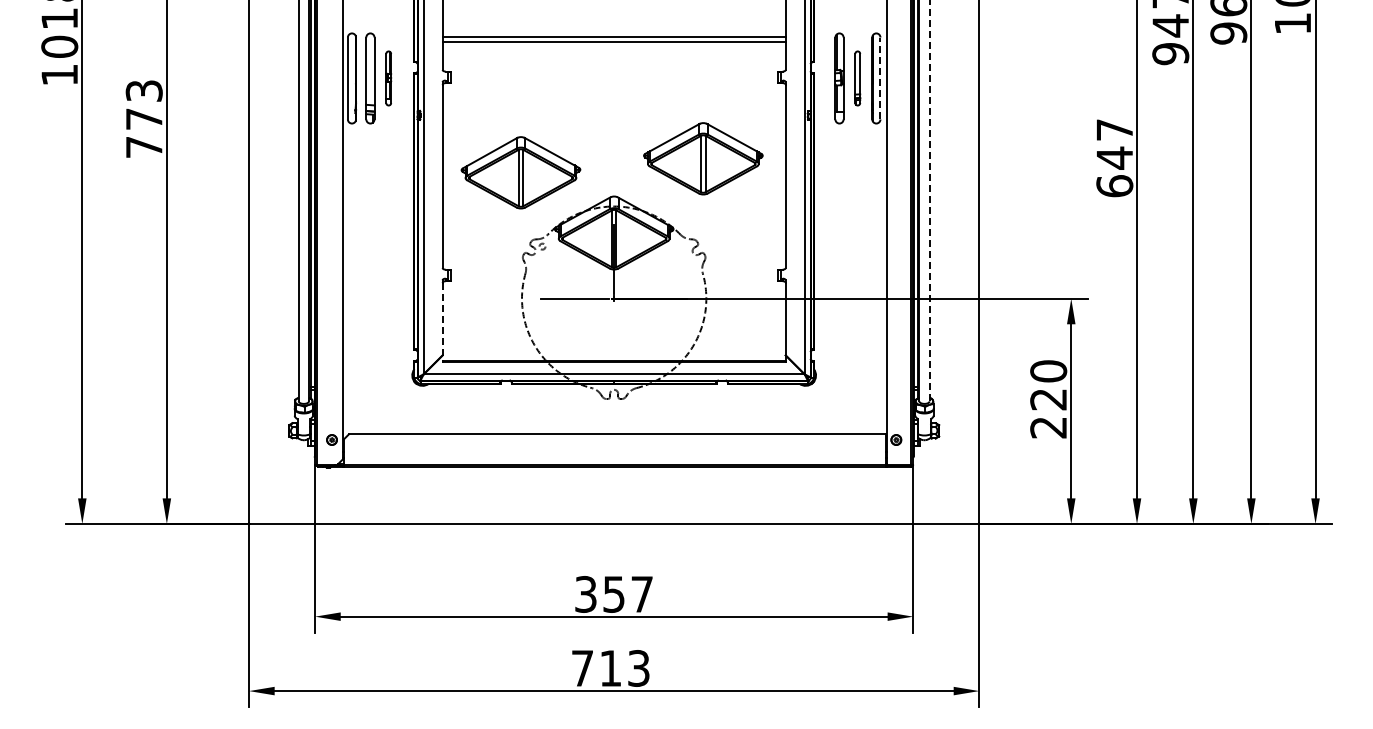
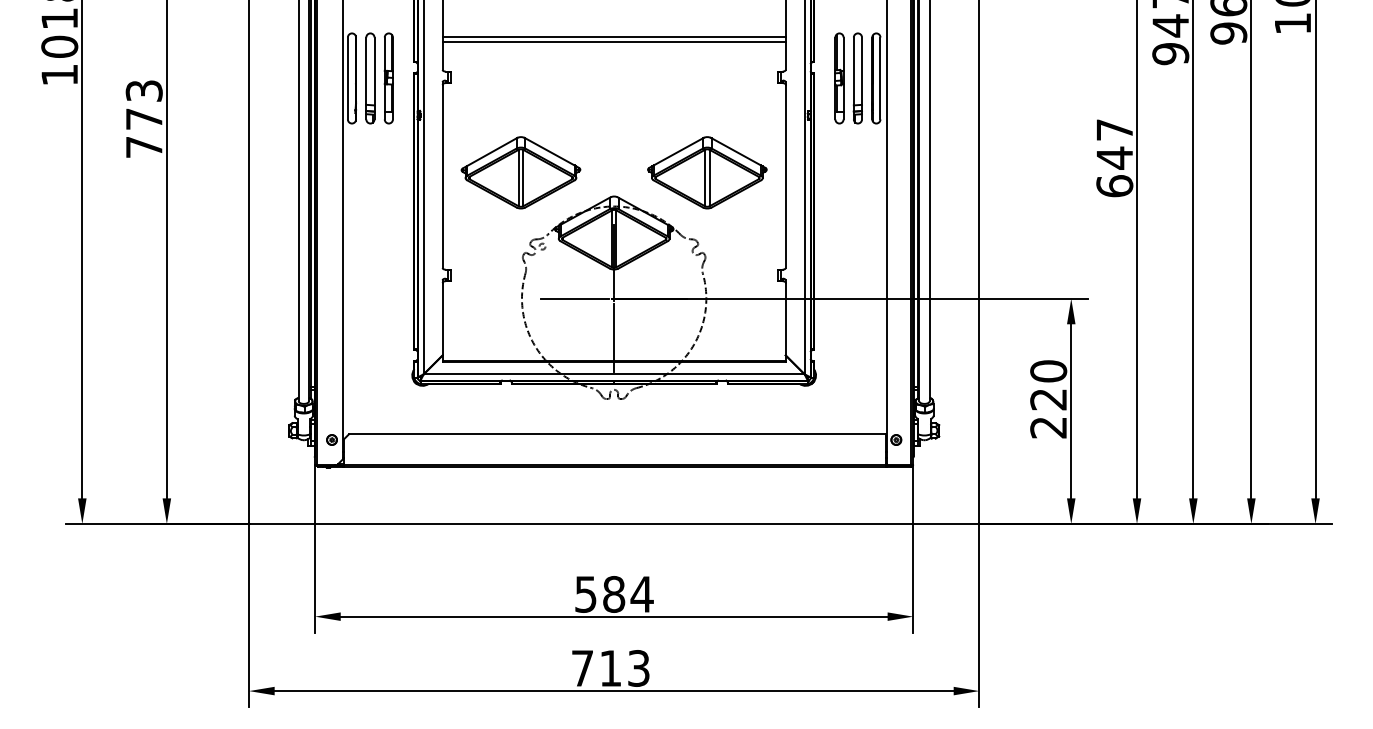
part size: 8x57 px -> 11x93 px (388, 78)
part size: 8x57 px -> 11x93 px (857, 78)
line: dashed -> solid (880, 78)
part position: (703, 158) -> (707, 172) (707, 172)
line: dashed -> solid (929, 200)
line: dashed -> solid (442, 321)
line: none -> present (614, 337)
text: 357 -> 584 (614, 594)
